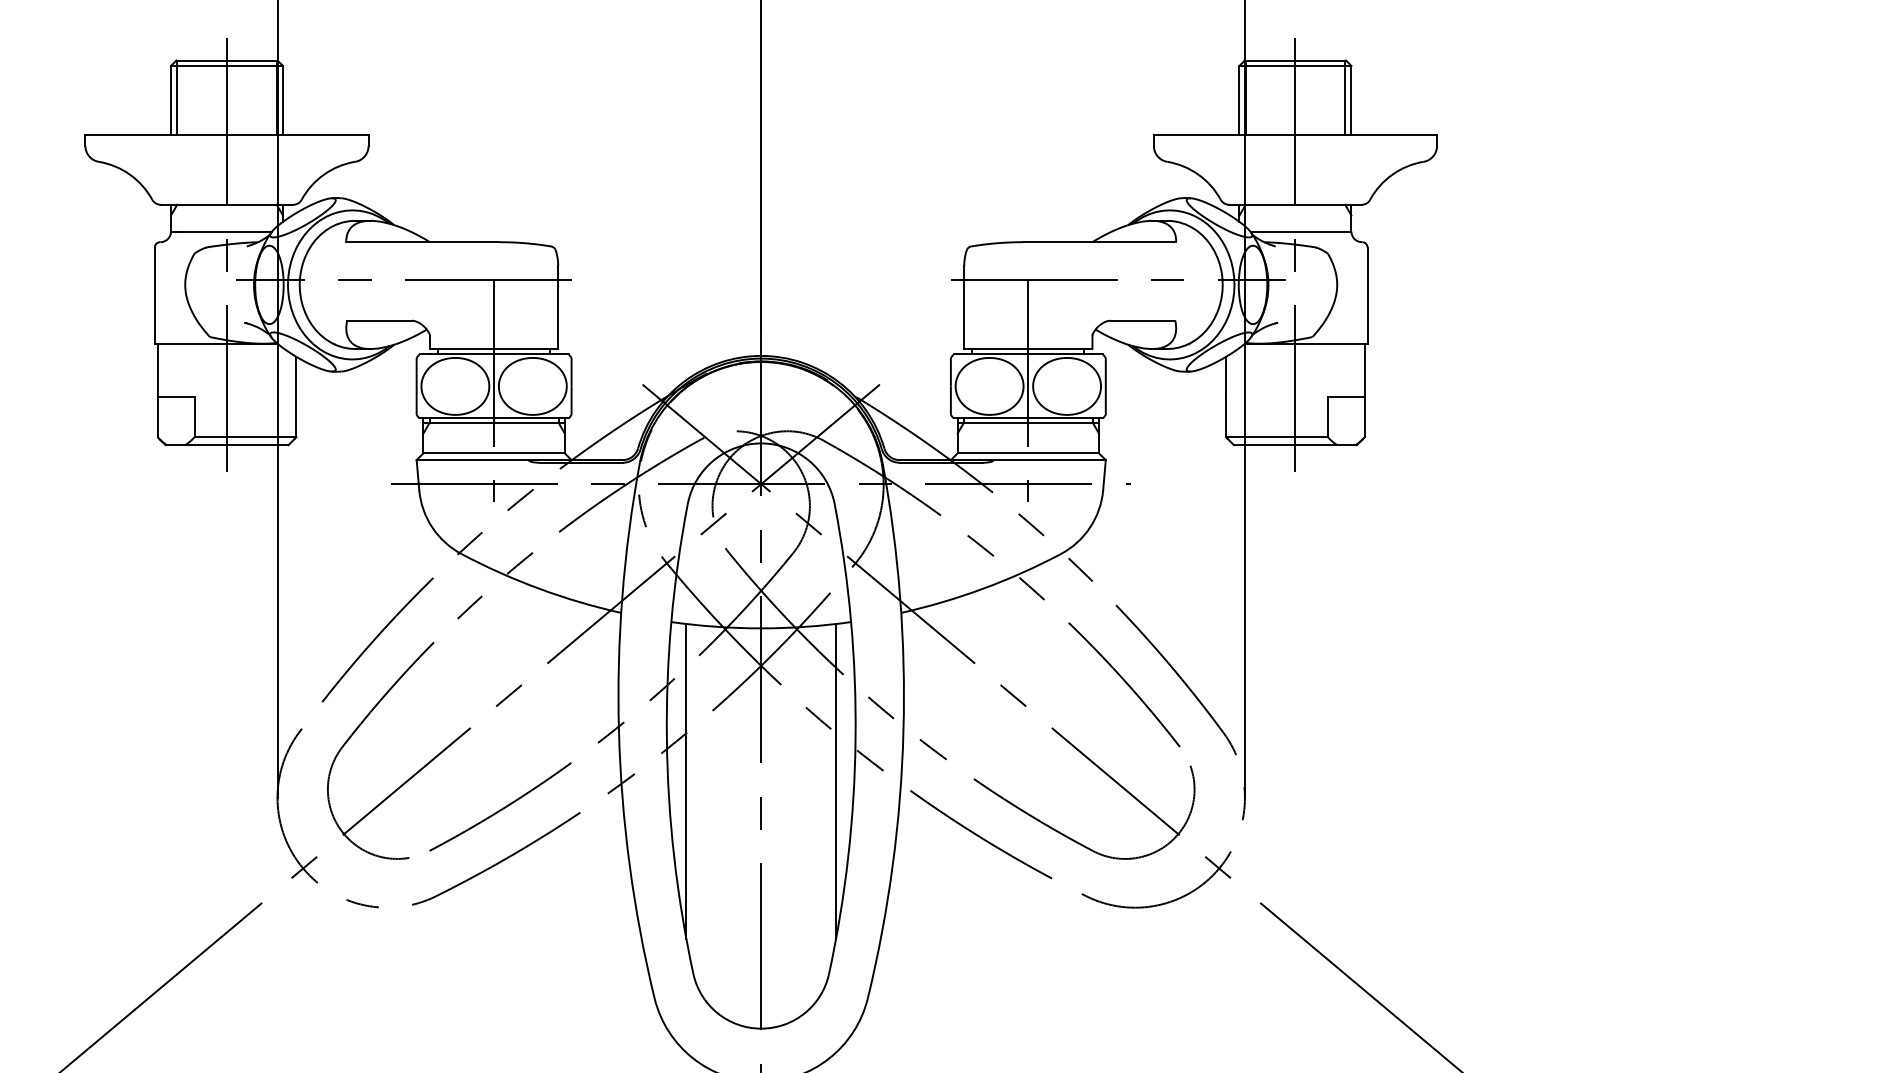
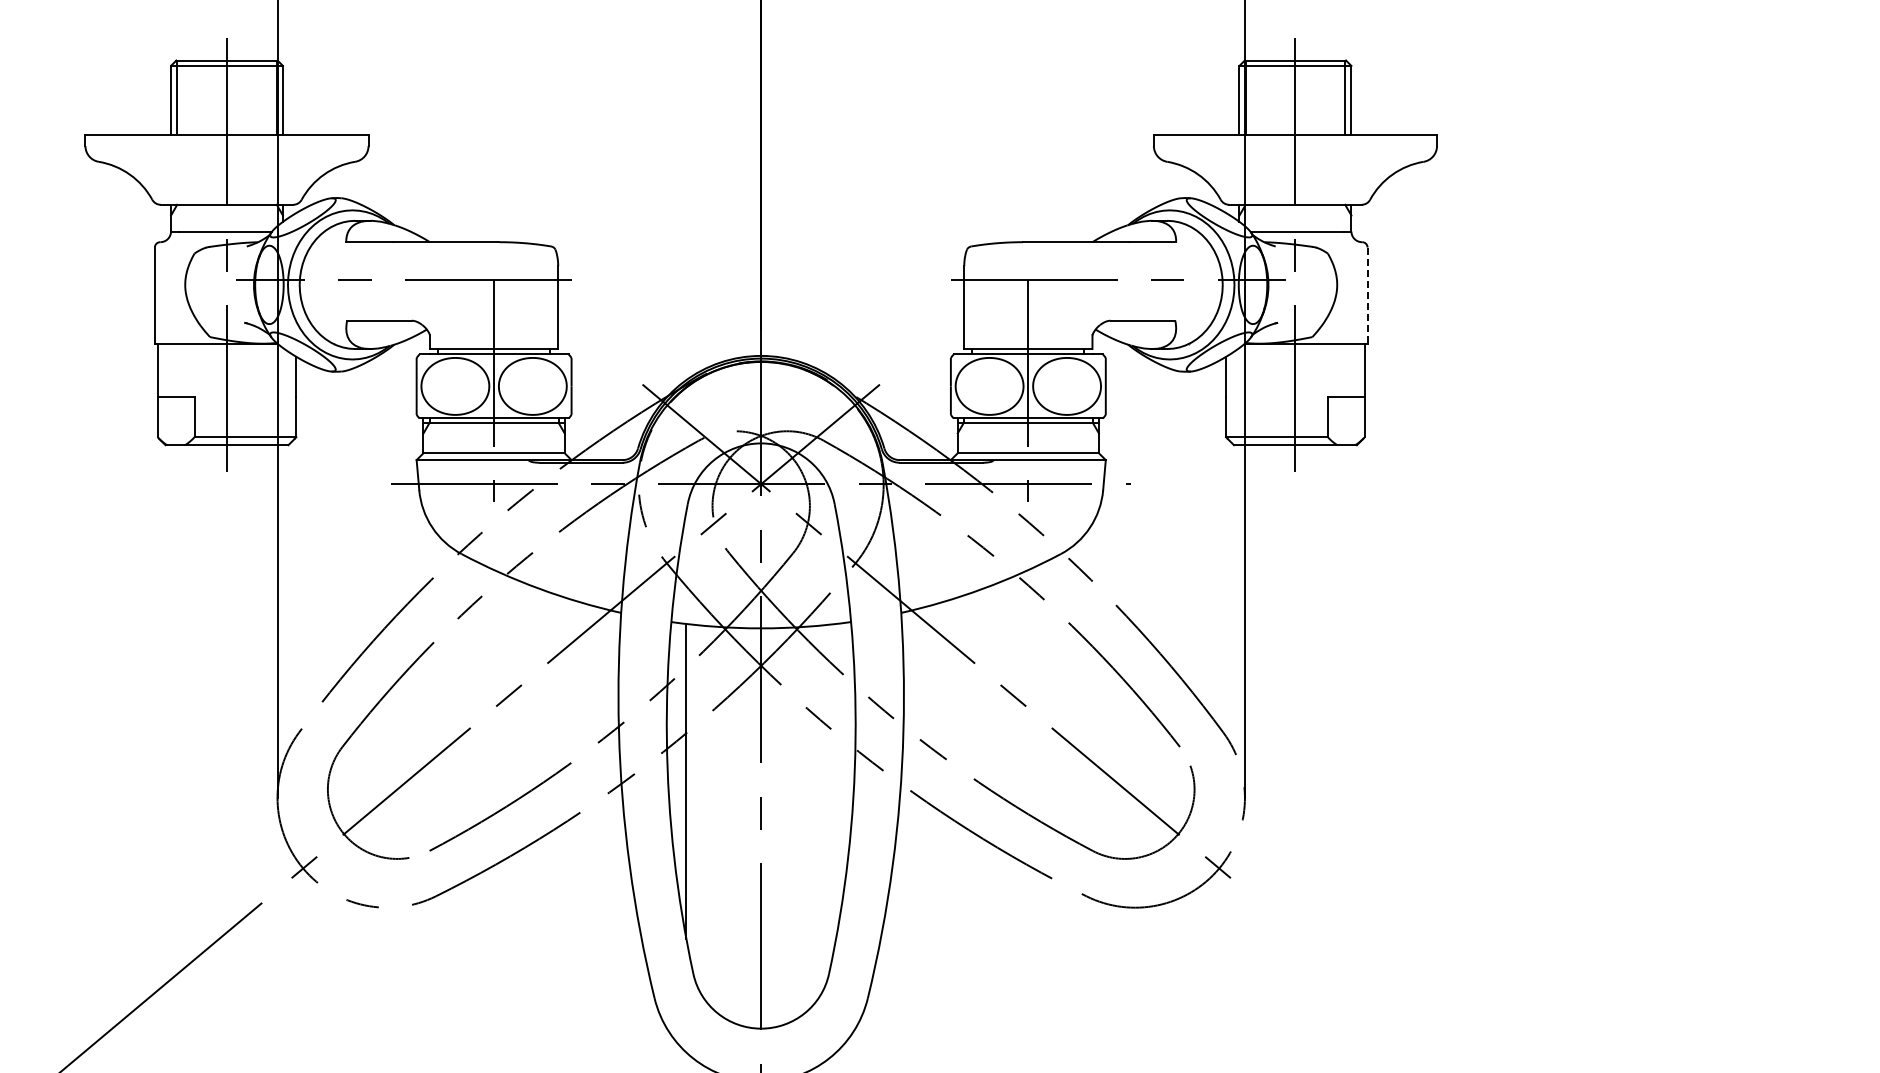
line: solid -> dashed (1367, 296)
line: present -> none (836, 781)
line: present -> none (1359, 986)
